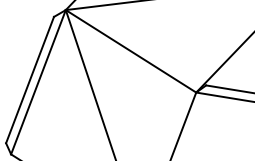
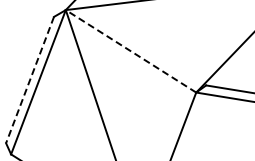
line: solid -> dashed (130, 51)
line: solid -> dashed (30, 80)
